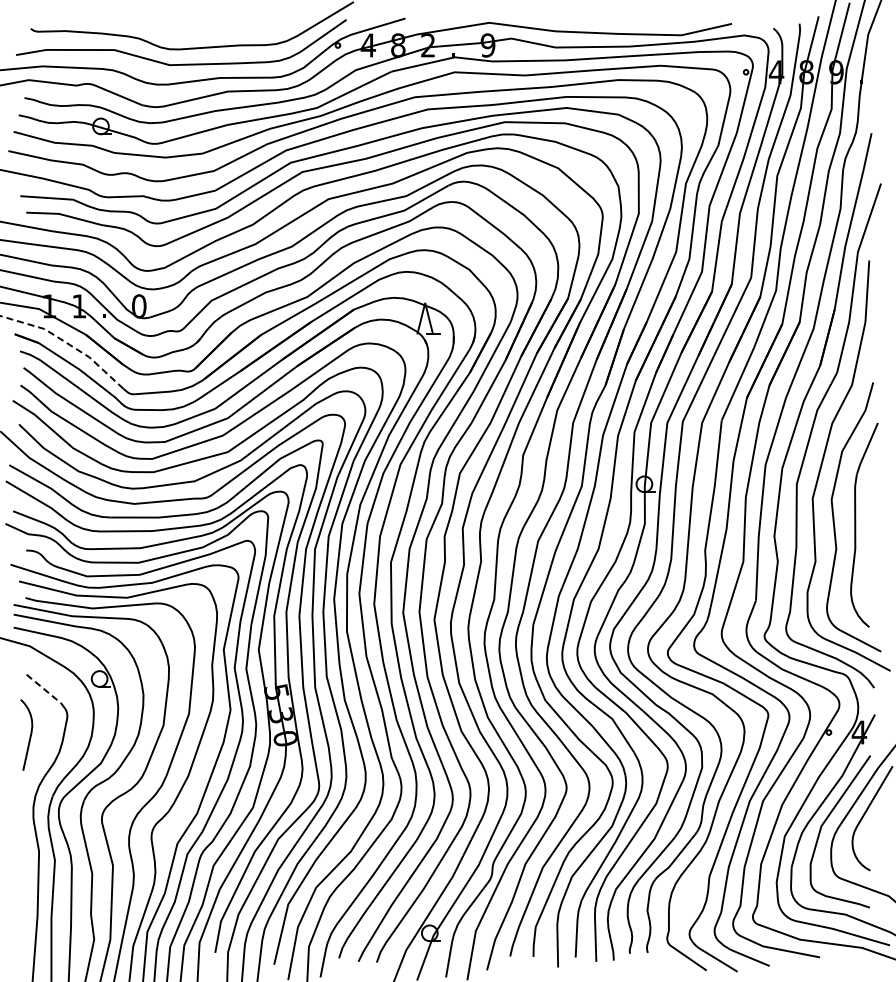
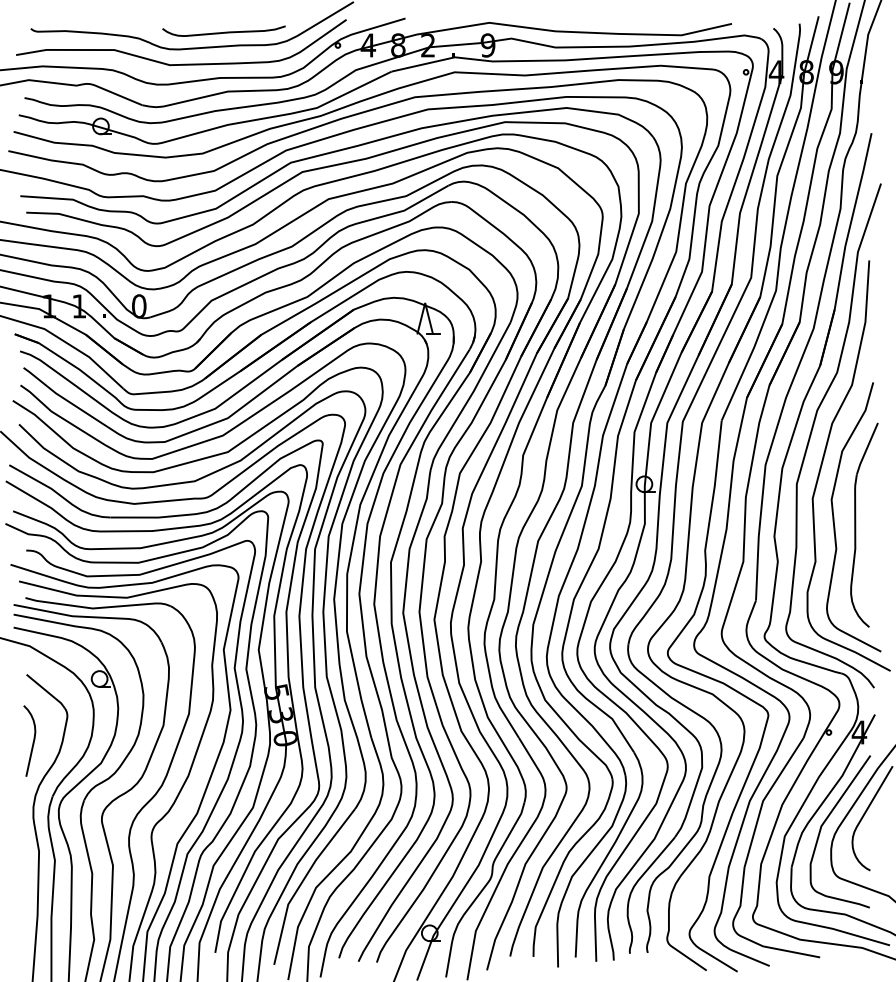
curve: none -> present (224, 31)
line: dashed -> solid (67, 343)
line: dashed -> solid (47, 691)
curve position: (29, 736) -> (32, 742) (32, 742)
